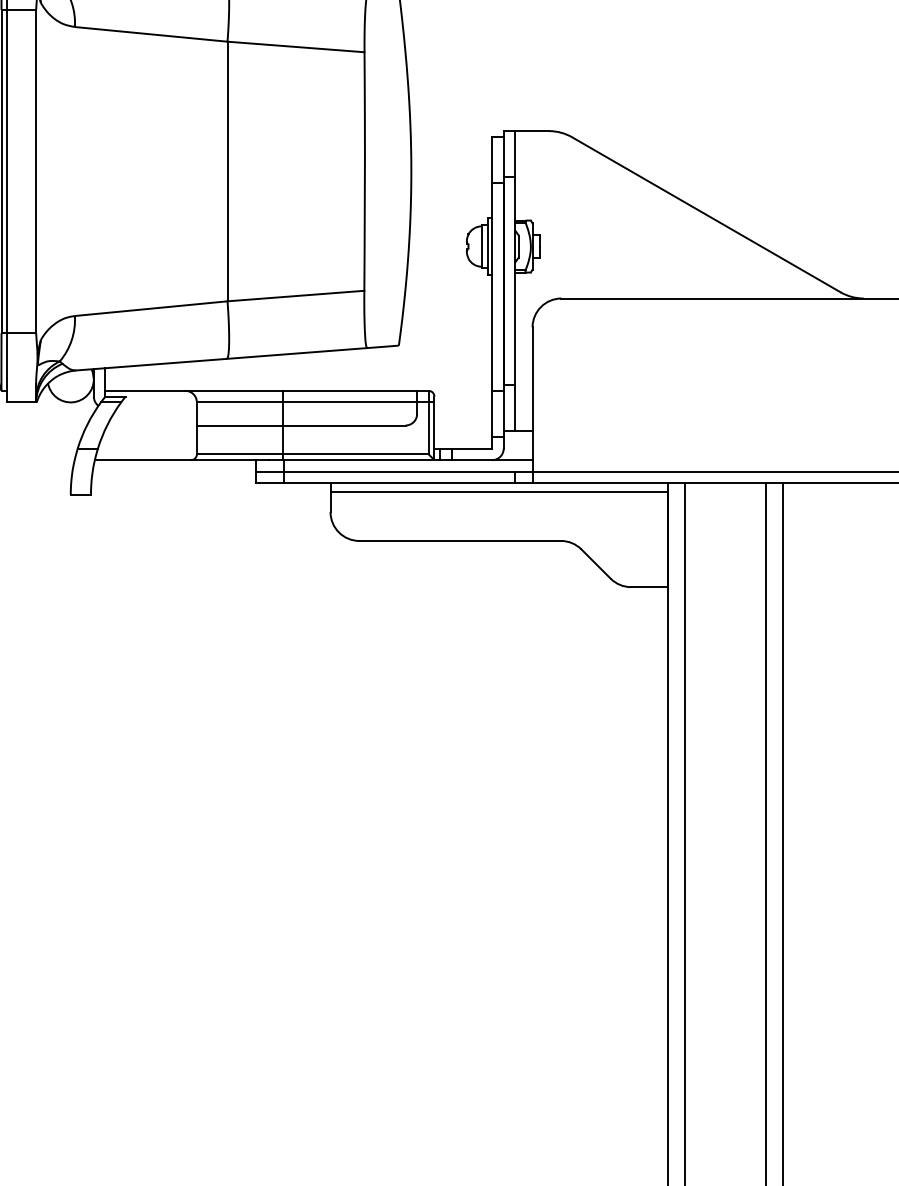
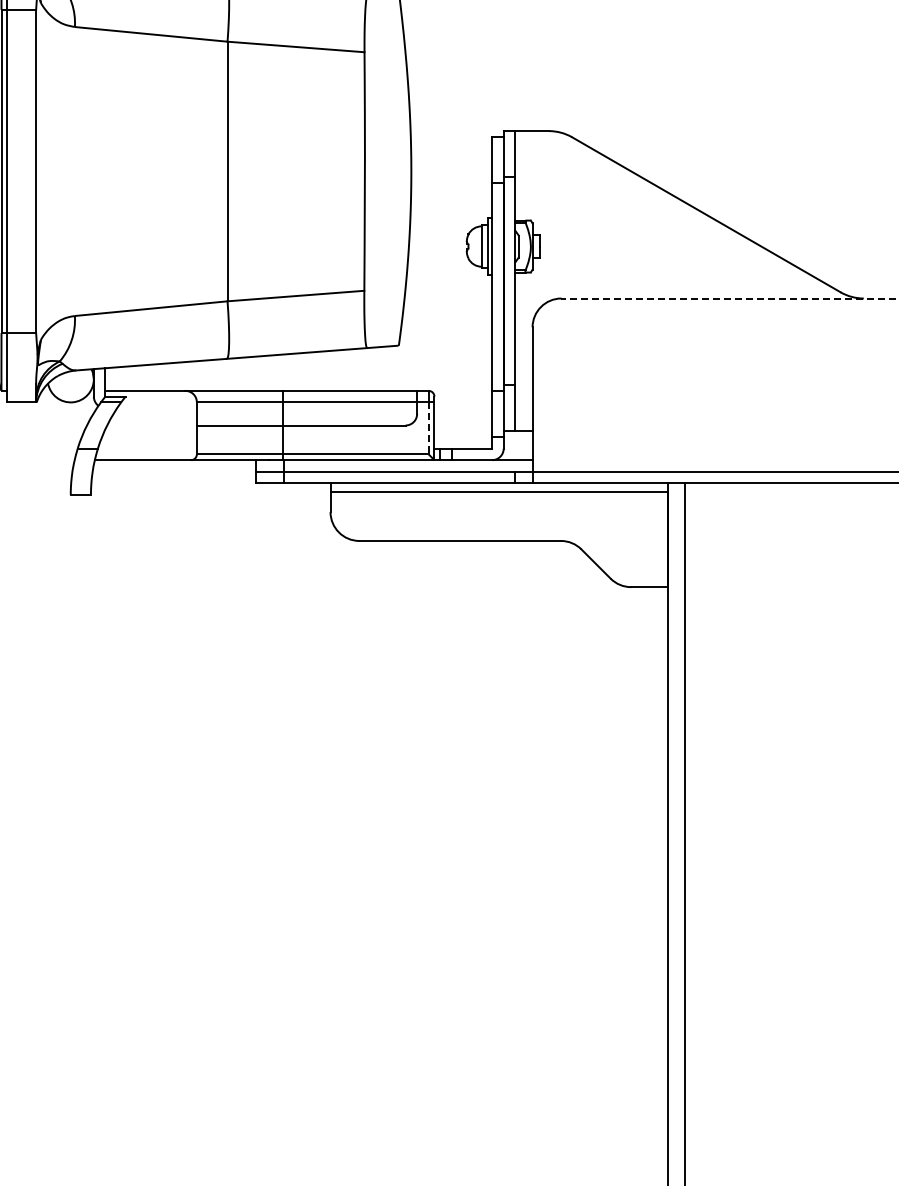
line: solid -> dashed (729, 298)
line: solid -> dashed (428, 428)
line: present -> none (765, 832)
line: present -> none (783, 832)
